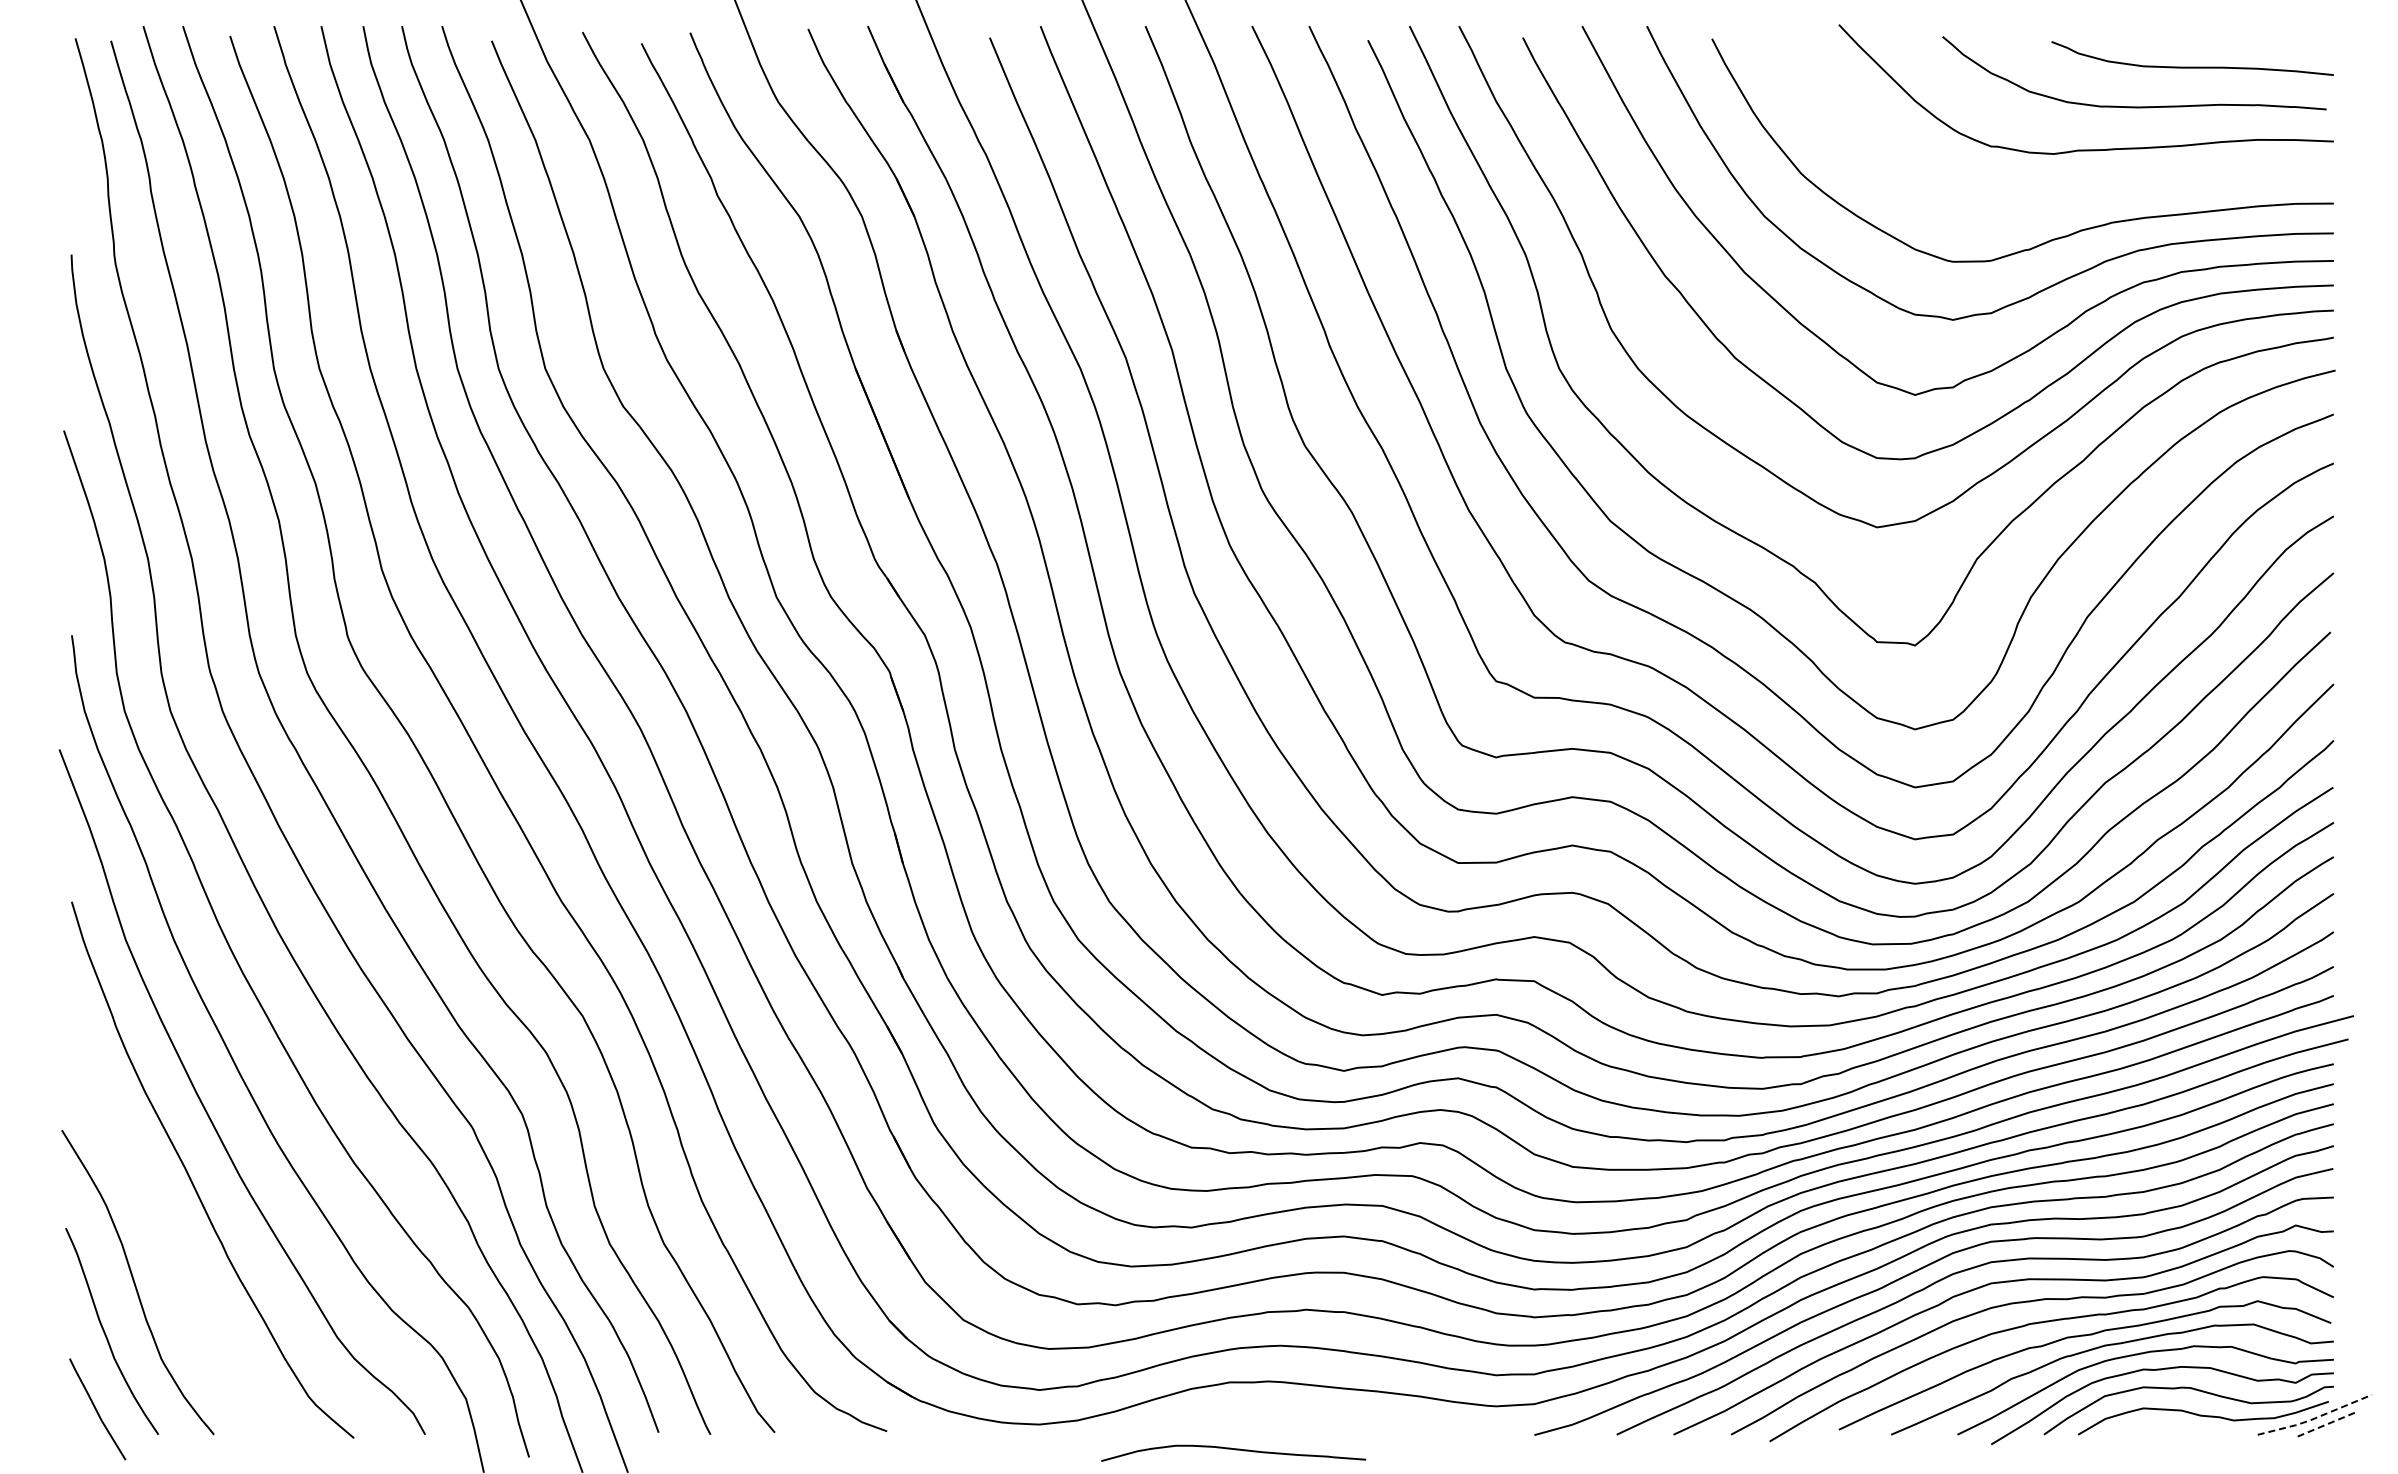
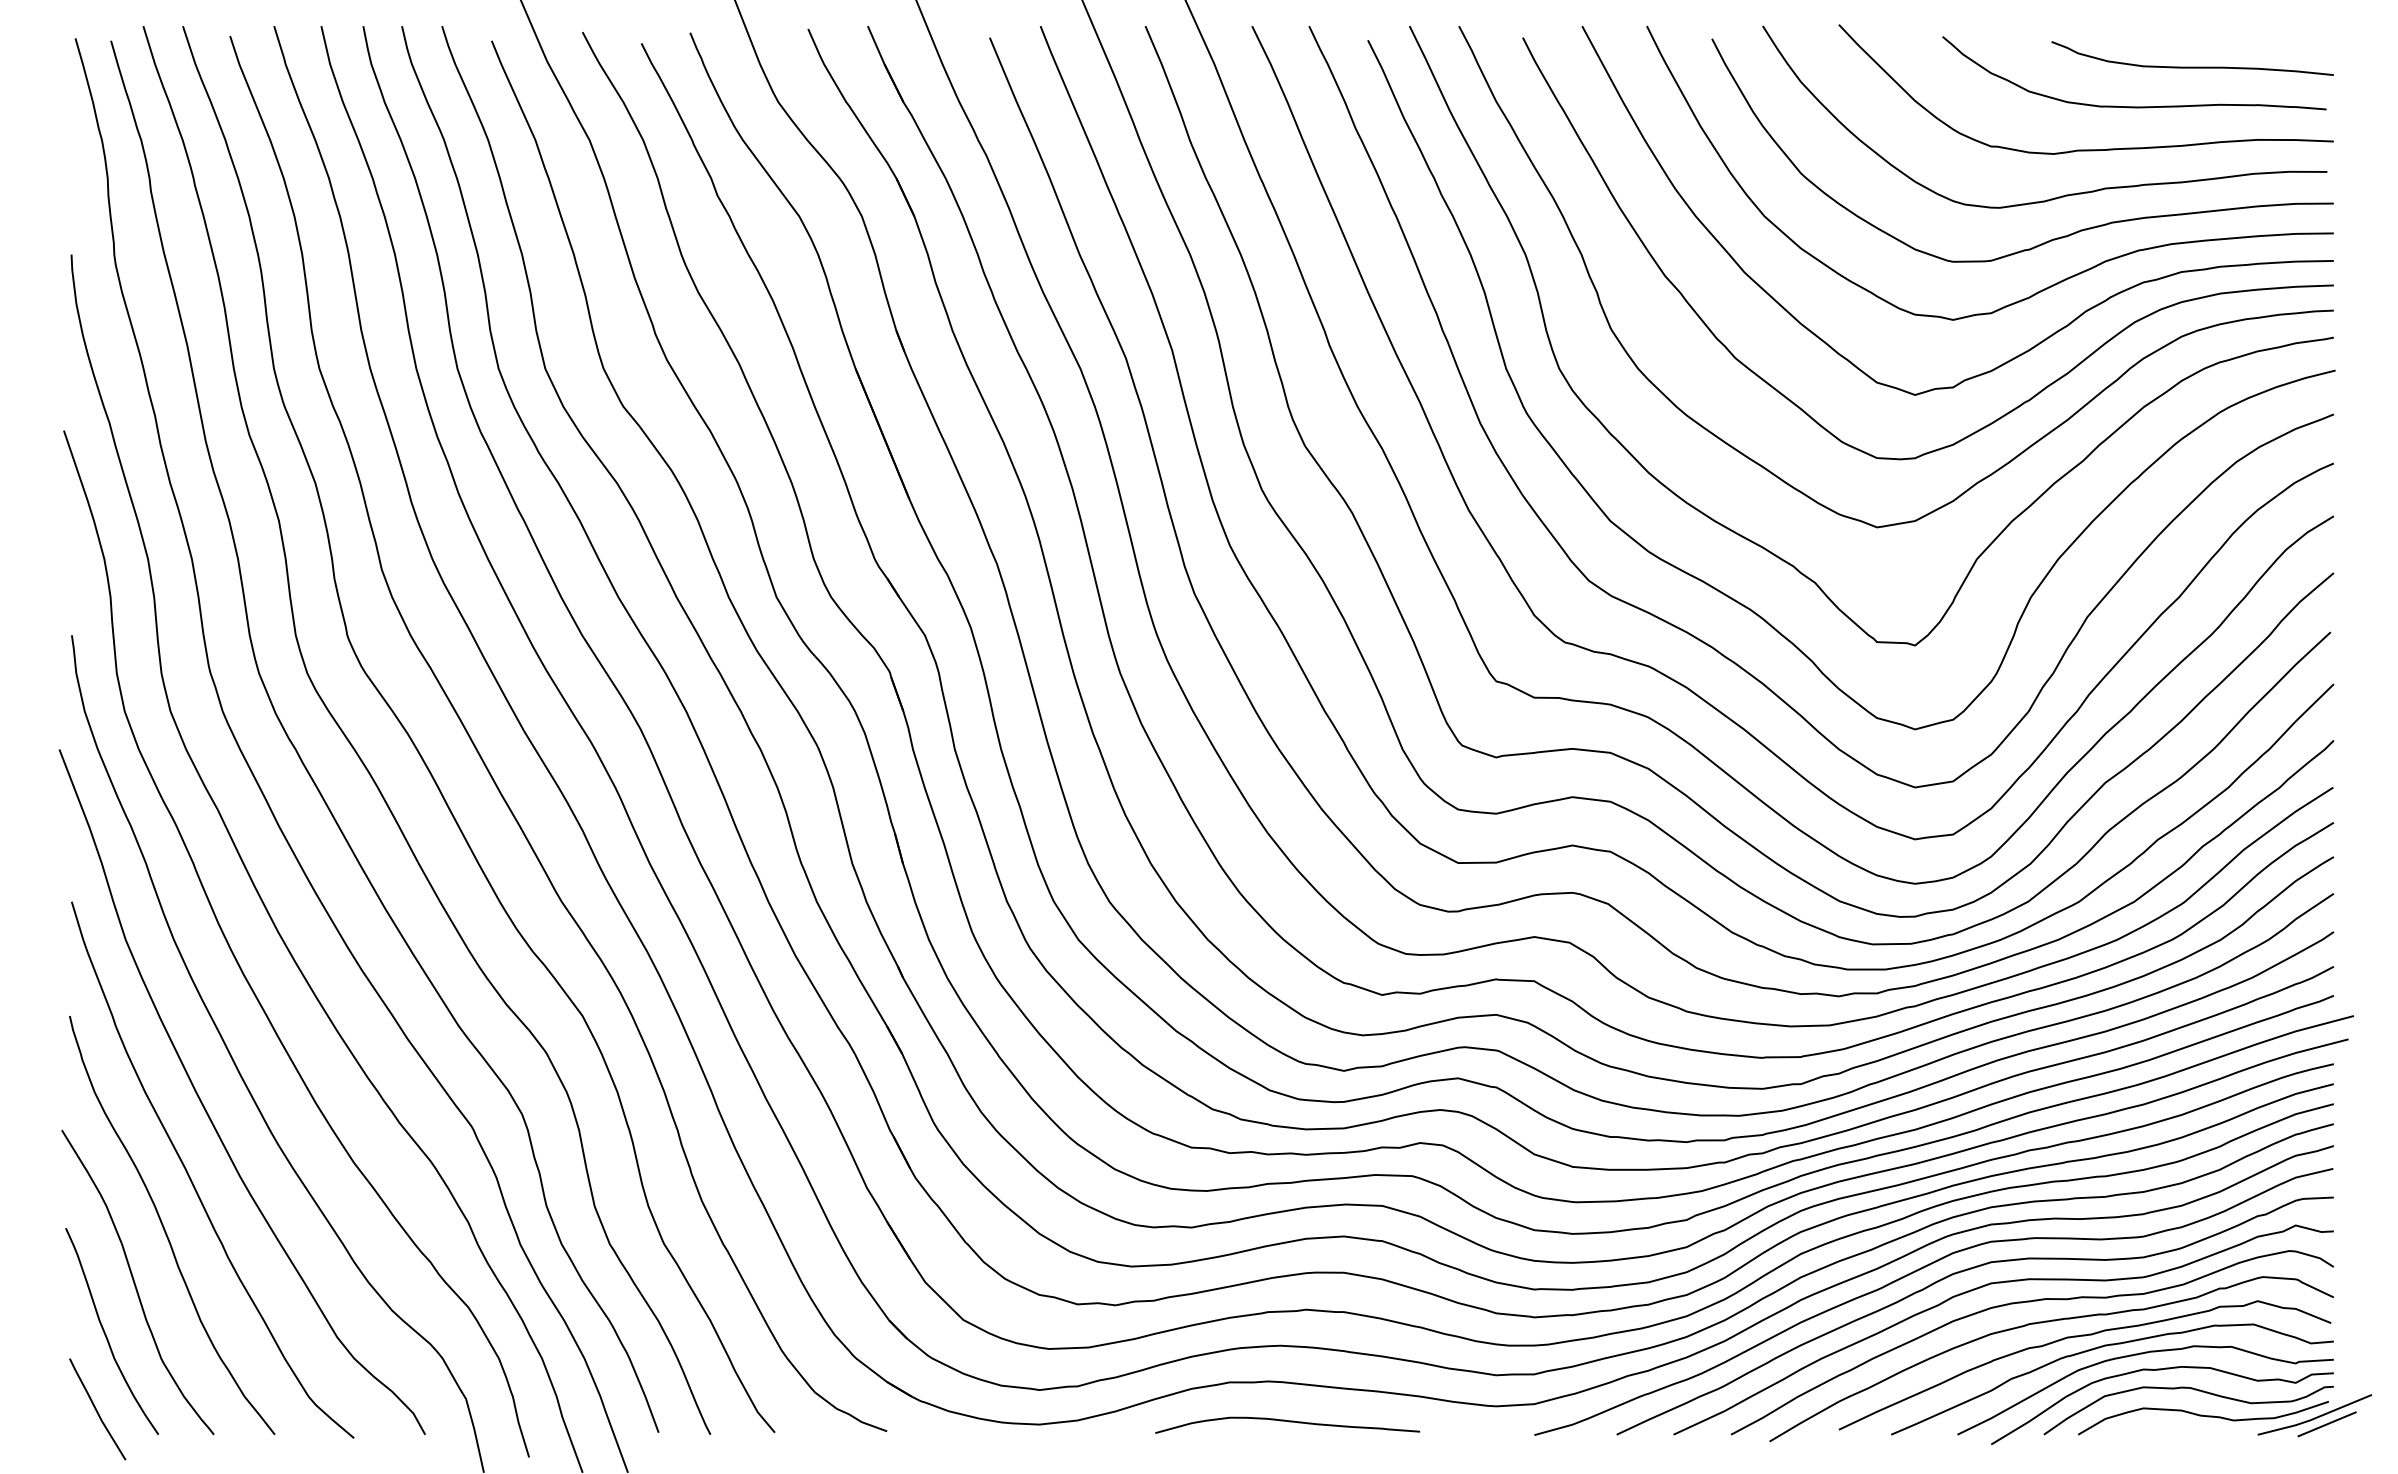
curve: none -> present (2062, 195)
curve: none -> present (164, 1226)
line: dashed -> solid (2314, 1418)
line: dashed -> solid (2327, 1424)
curve position: (1235, 1450) -> (1289, 1422) (1289, 1422)
